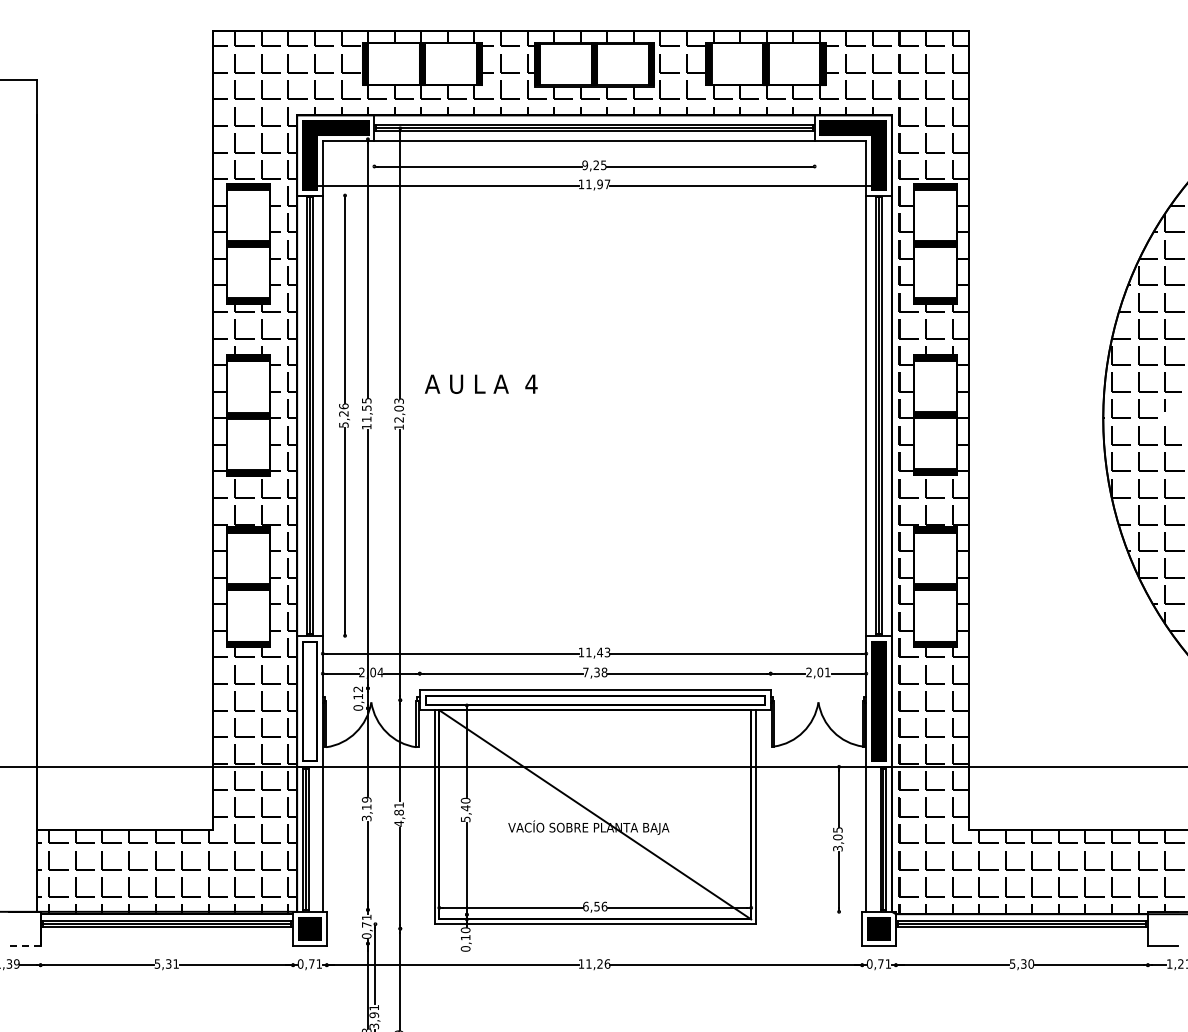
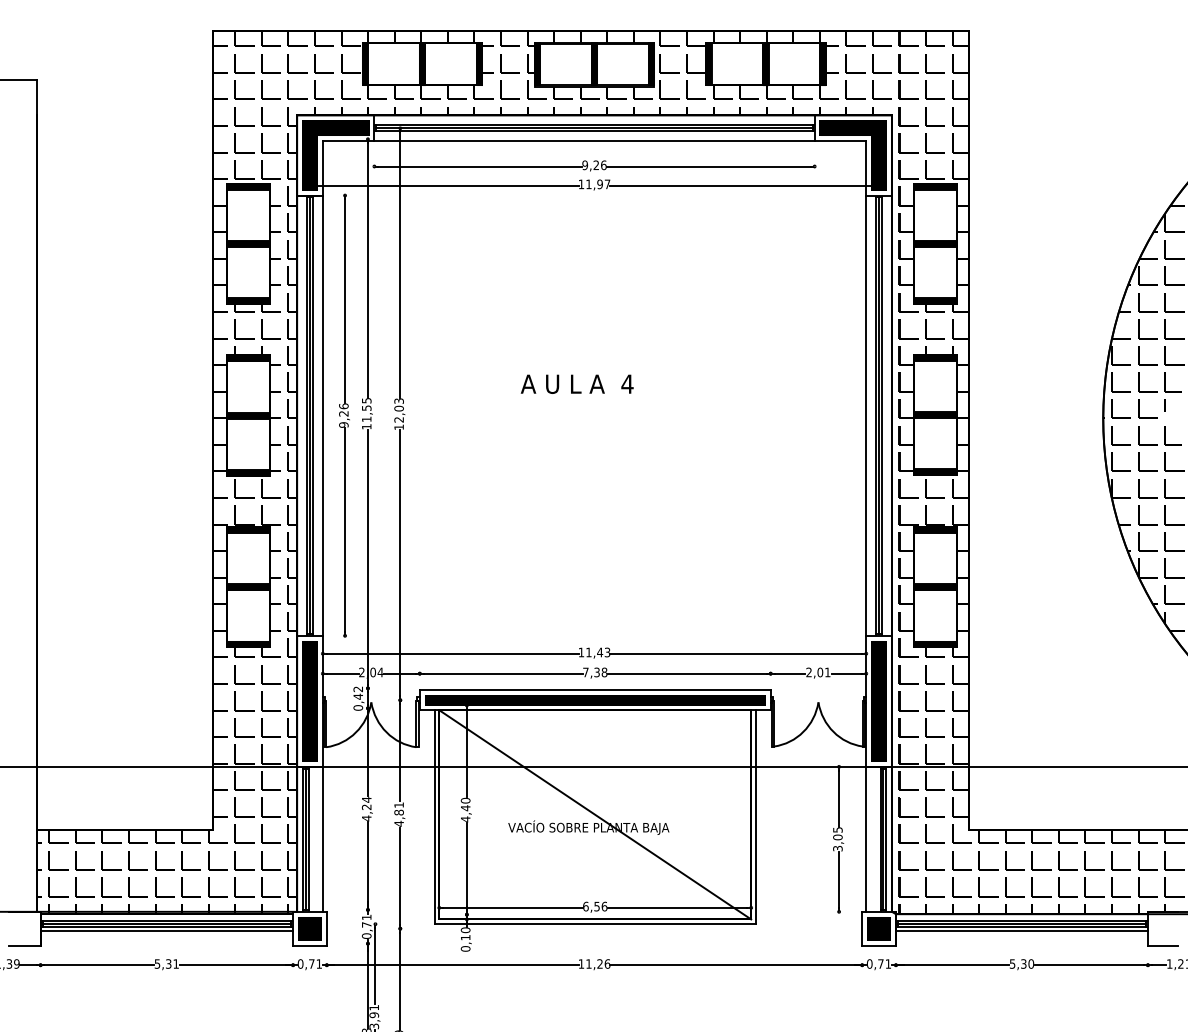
text: 9,25 -> 9,26 (603, 165)
text position: (480, 383) -> (576, 383) (576, 383)
text: 5,26 -> 9,26 (343, 424)
text: 0,12 -> 0,42 (357, 696)
hatch: none -> present (594, 699)
hatch: none -> present (309, 701)
text: 3,19 -> 4,24 (366, 809)
text: 5,40 -> 4,40 (465, 819)
line: none -> present (166, 931)
line: none -> present (1021, 931)
line: dashed -> solid (24, 945)
